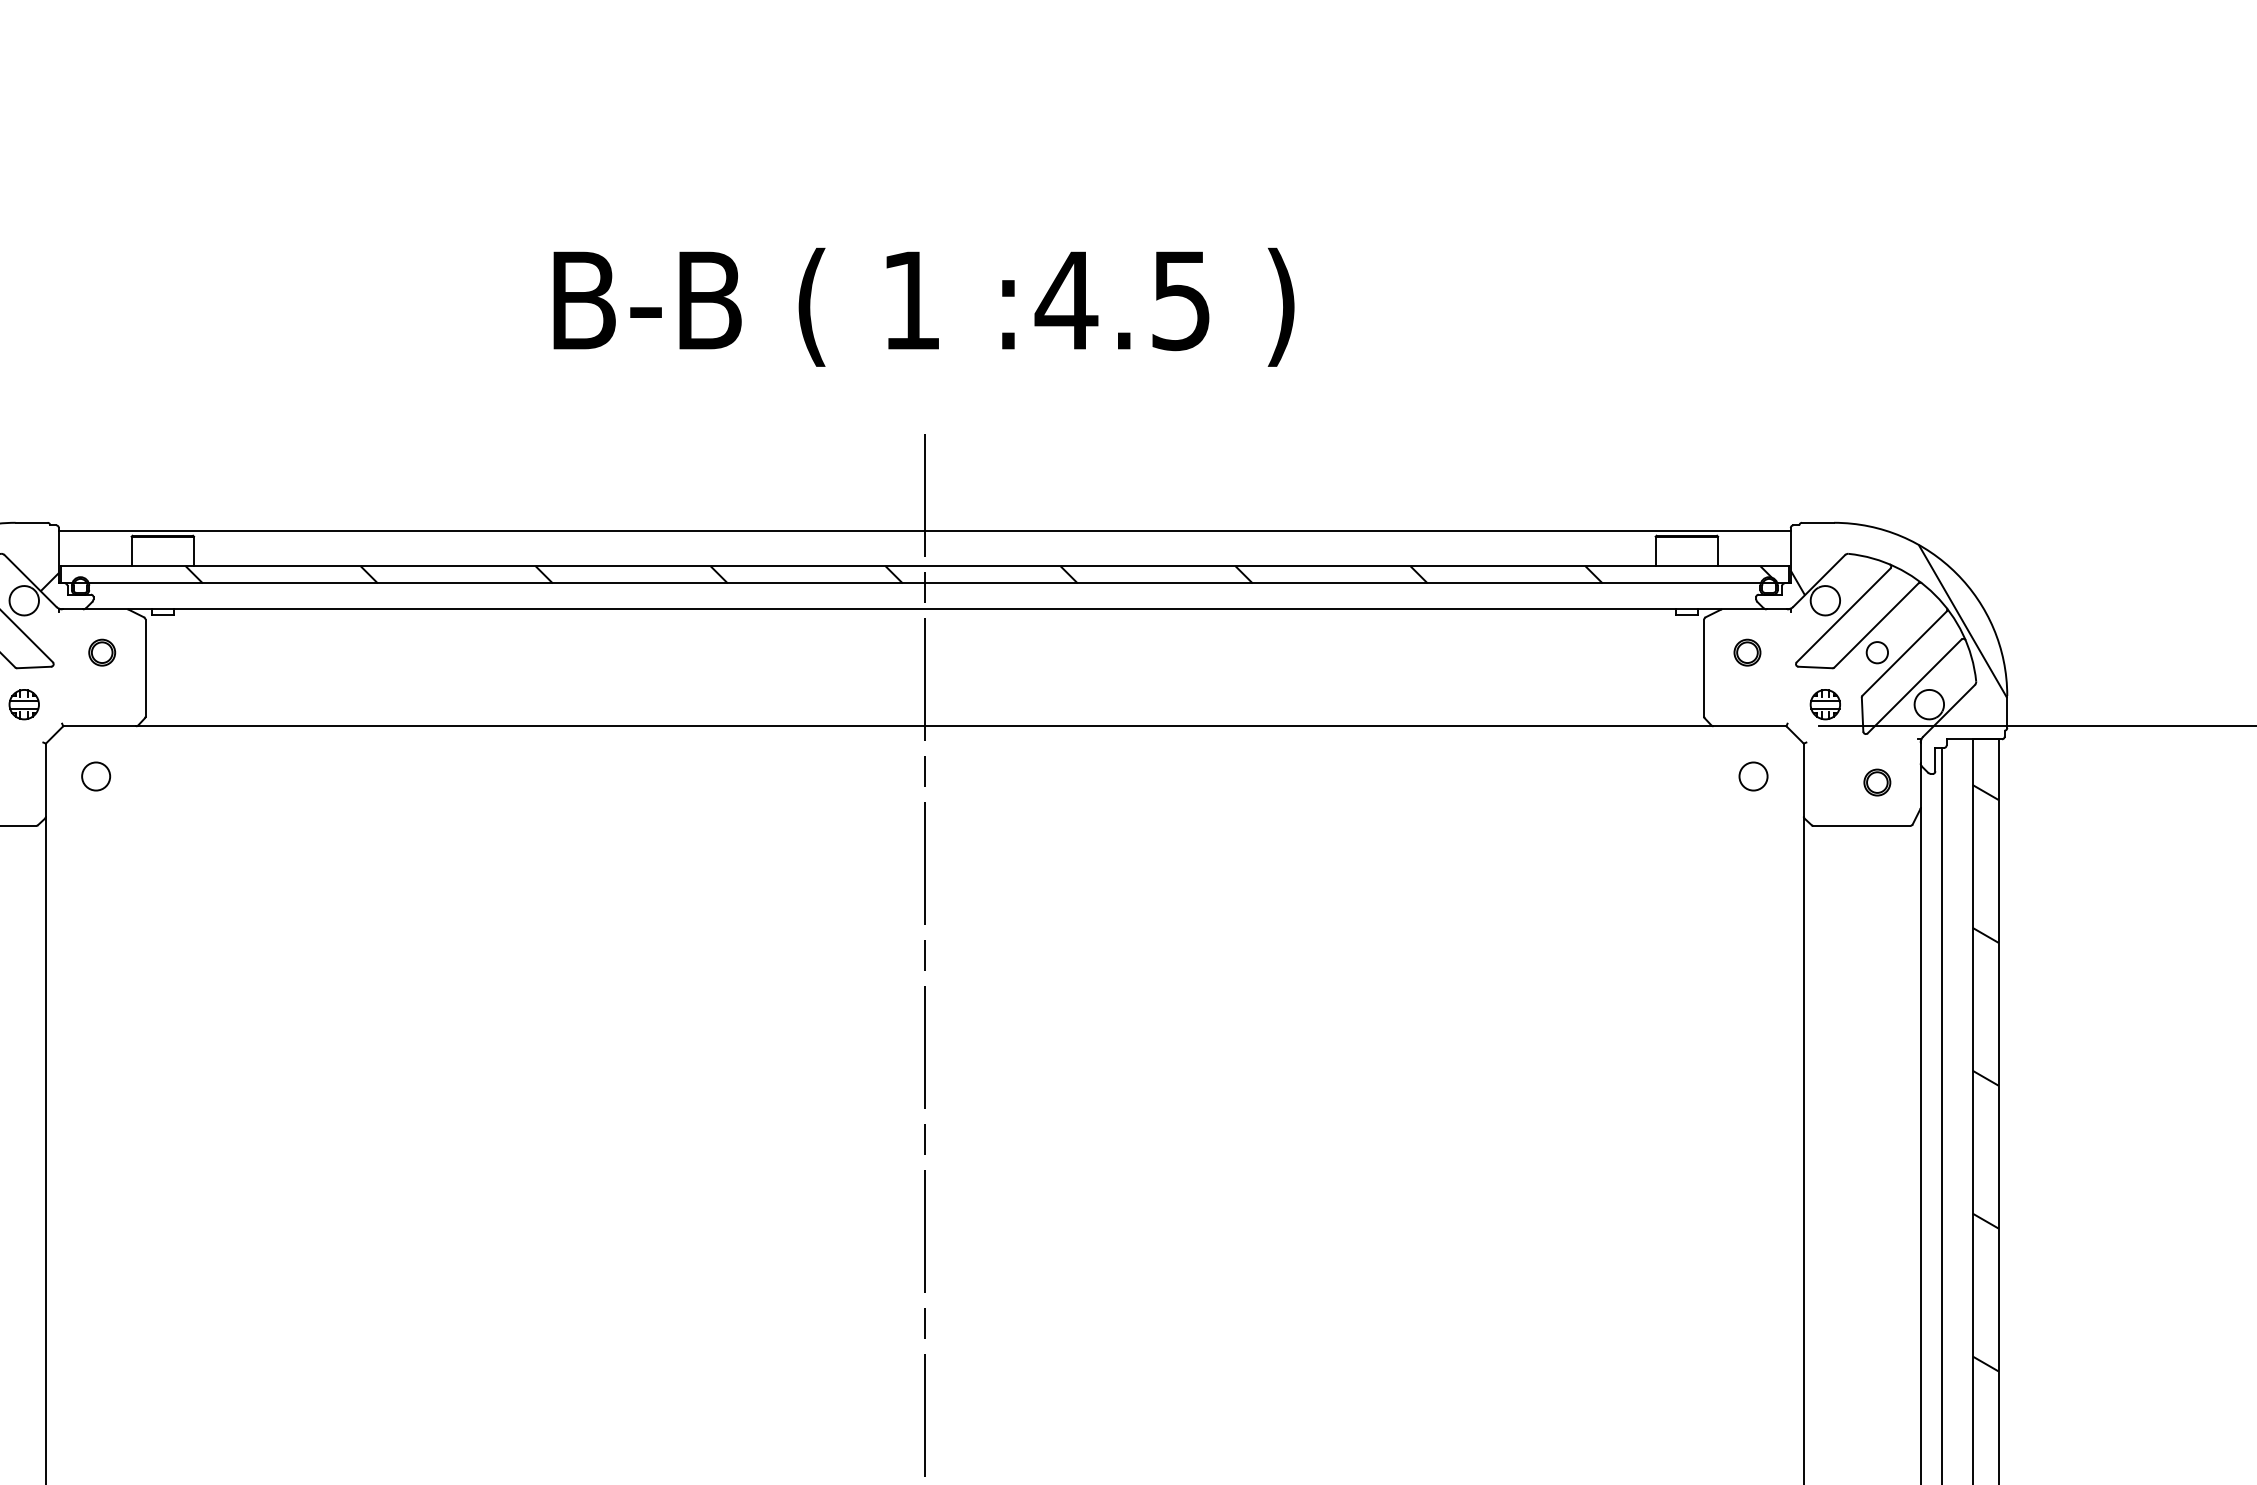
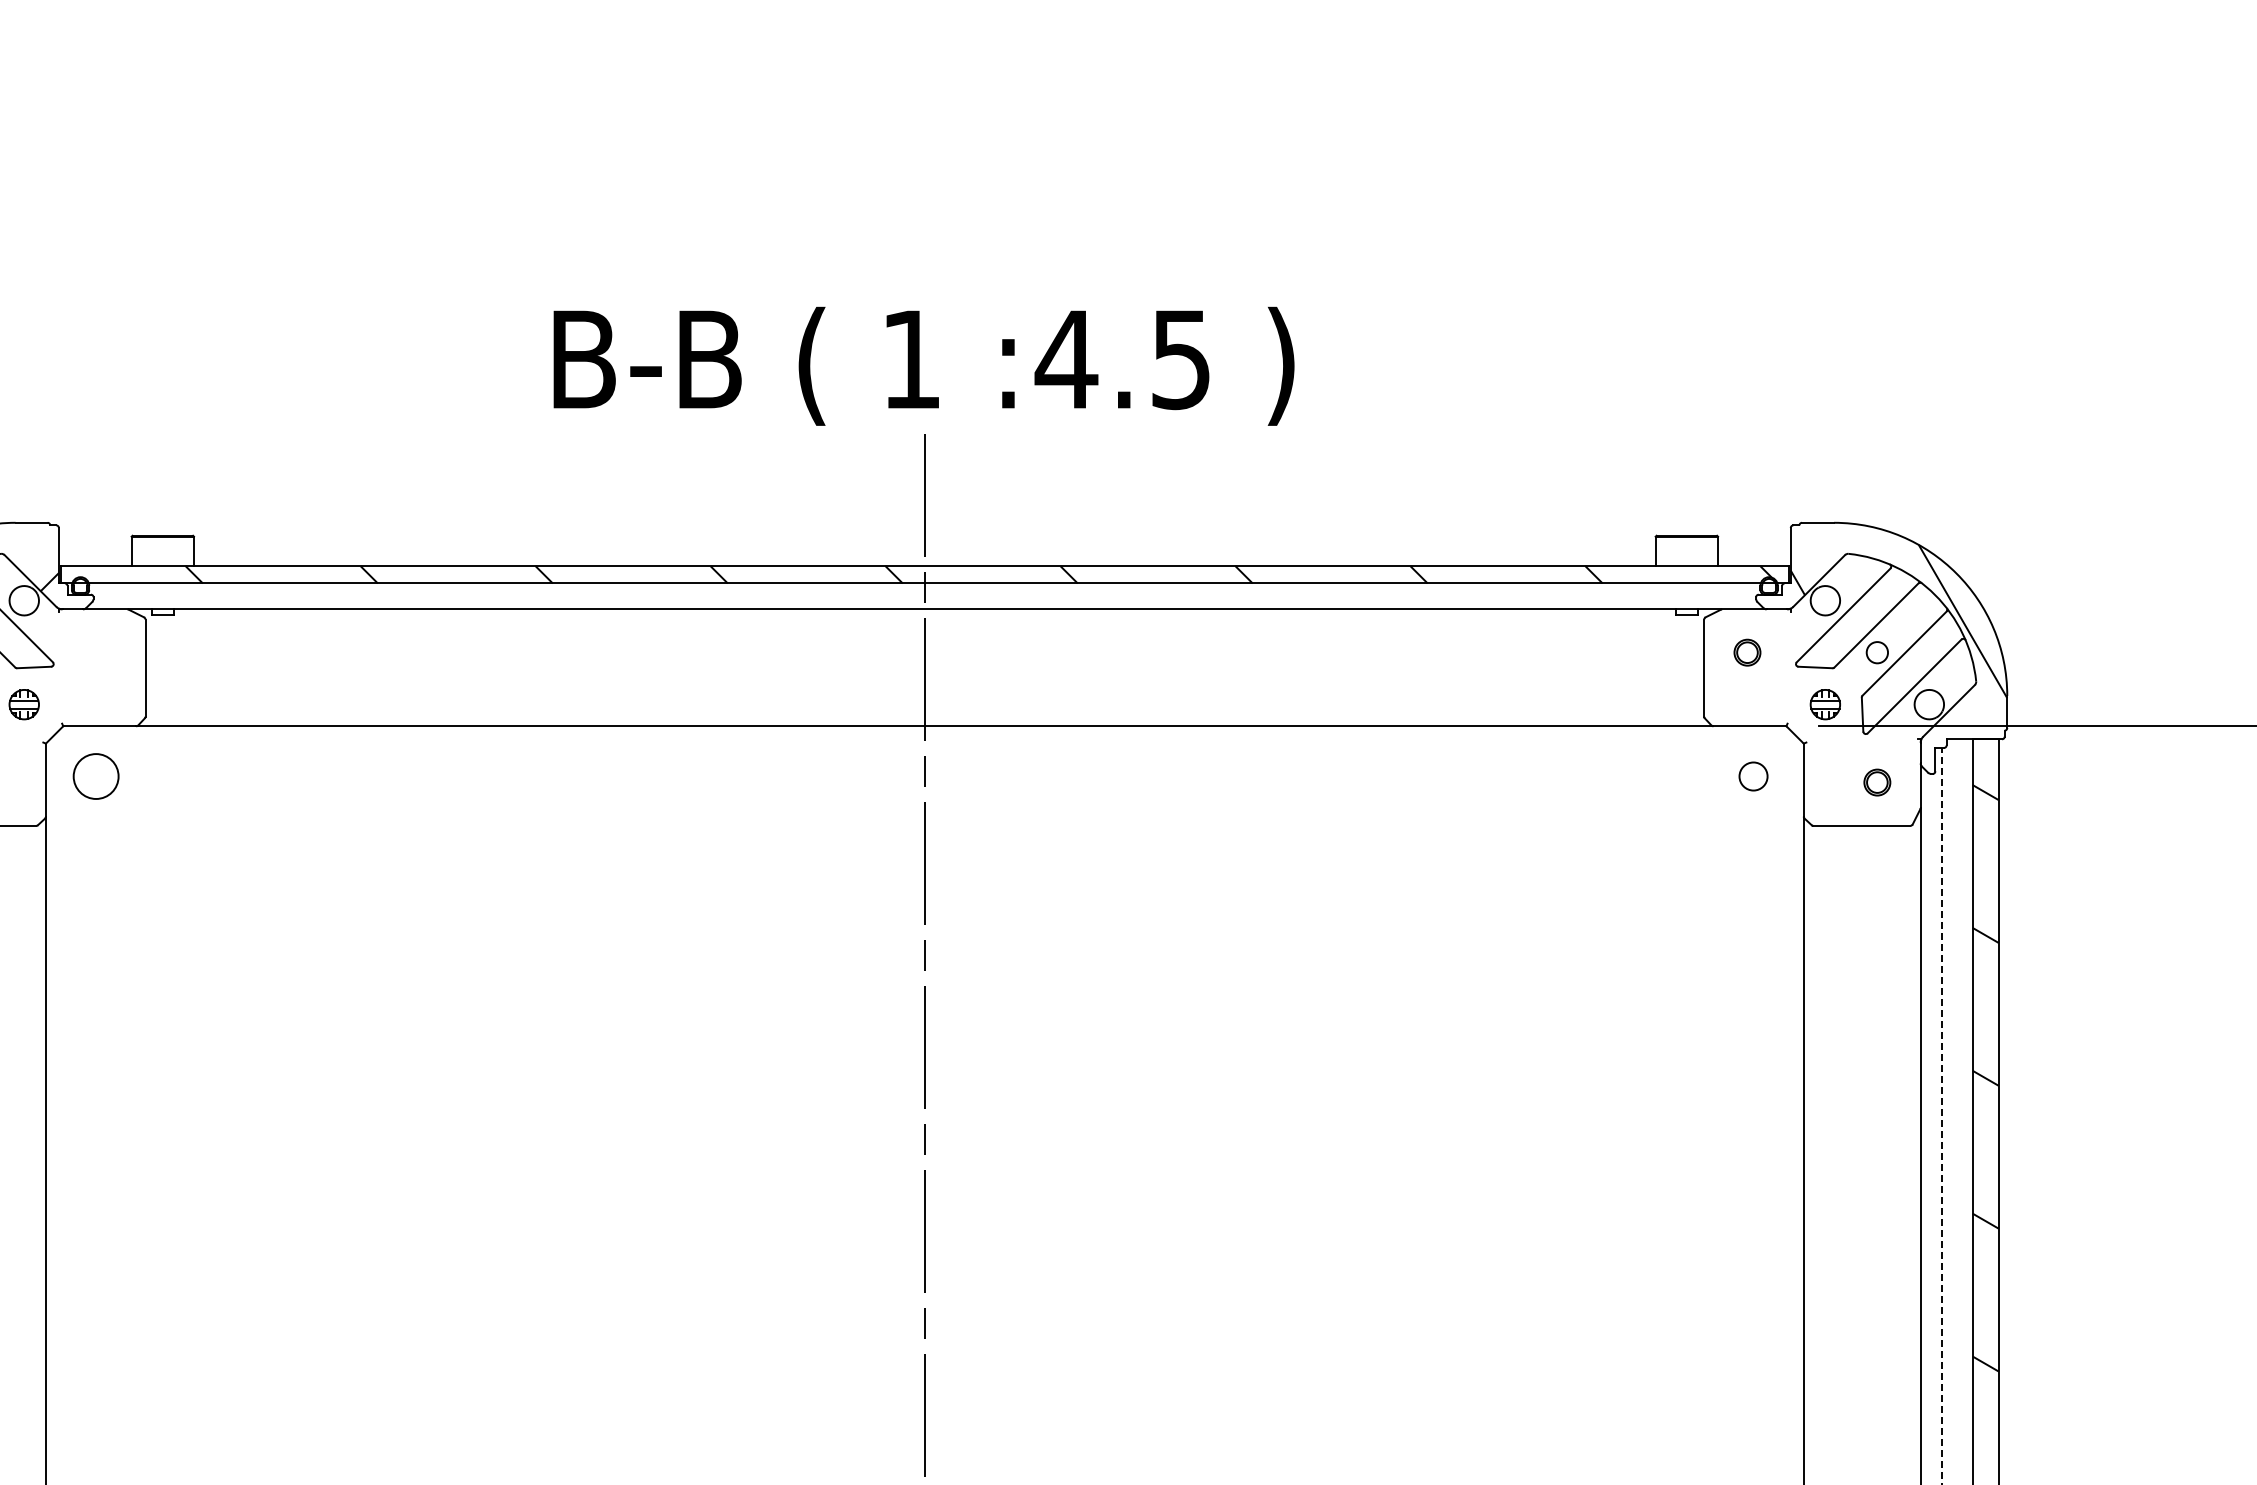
text position: (923, 306) -> (923, 365) (923, 365)
line: present -> none (924, 531)
part: present -> none (102, 652)
circle diameter: 28 px -> 45 px (95, 776)
line: solid -> dashed (1942, 1115)
